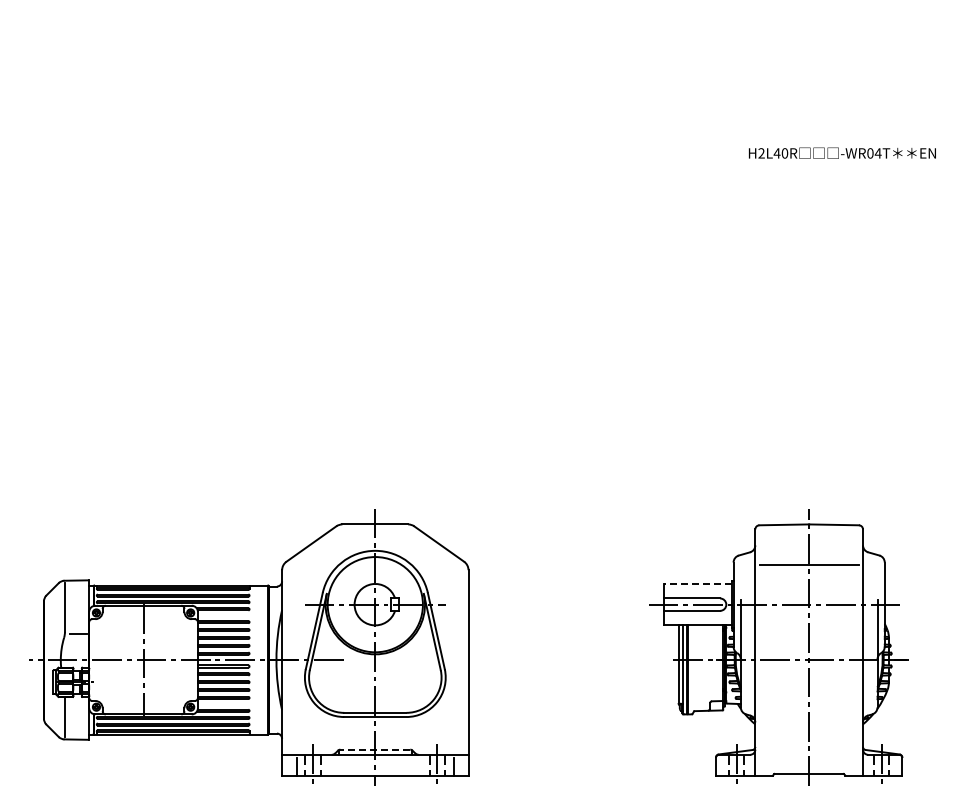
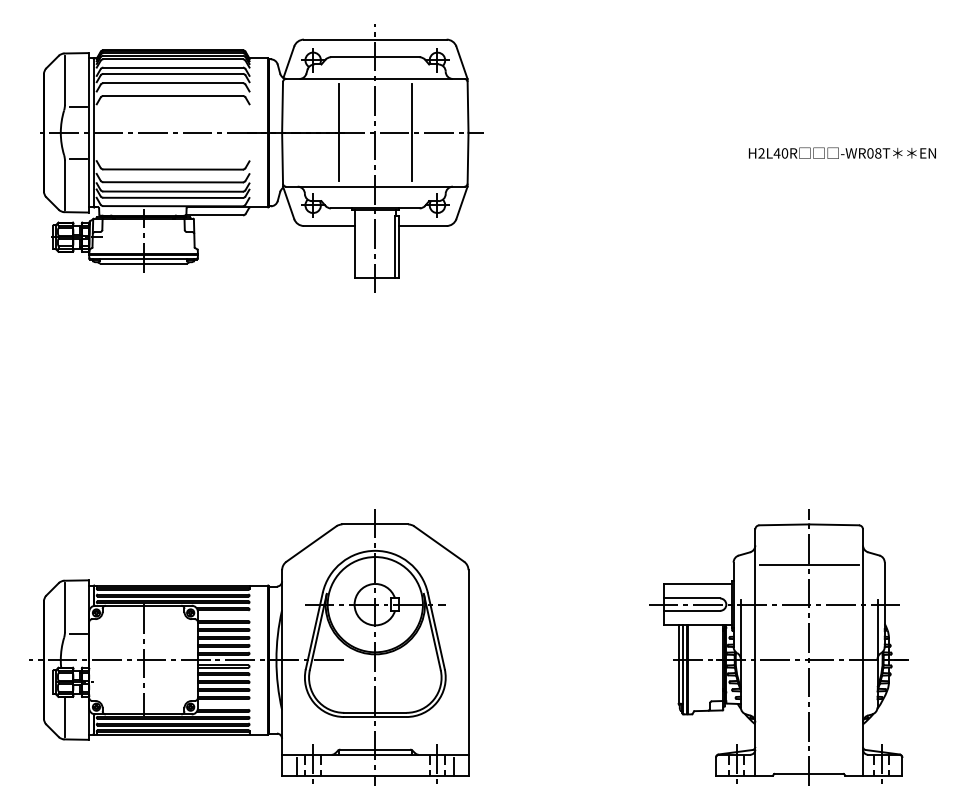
text: -WR04T -> -WR08T (877, 153)
part: none -> present (261, 158)
line: dashed -> solid (697, 583)
line: dashed -> solid (375, 749)
